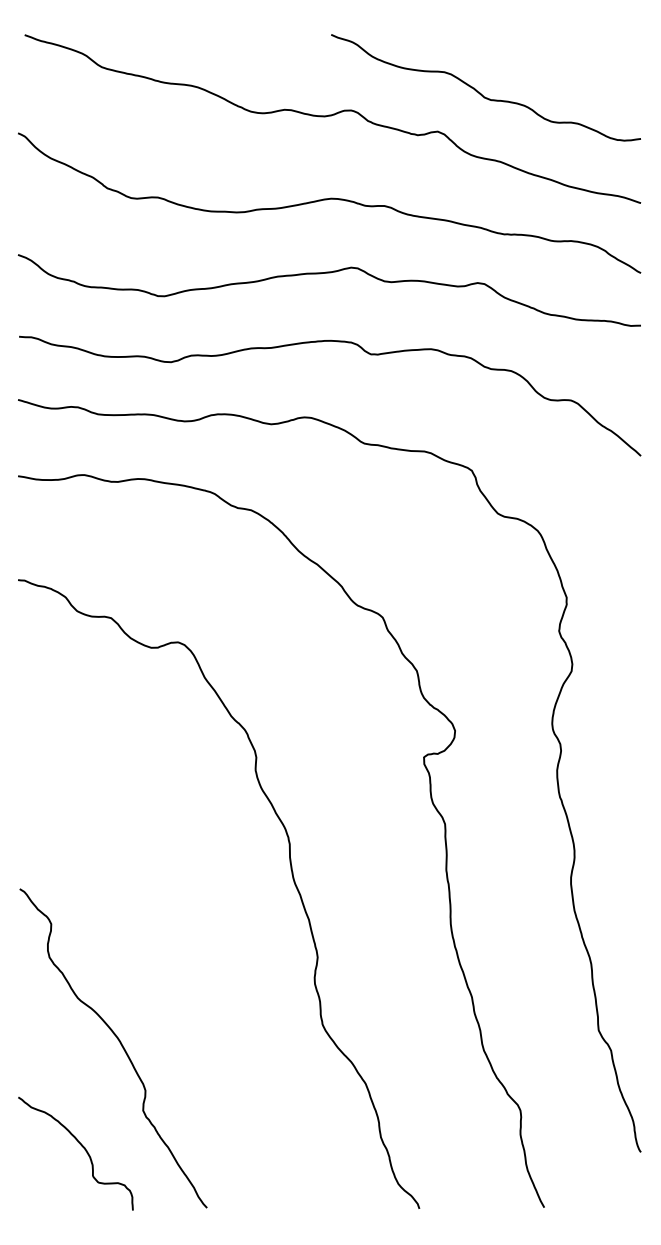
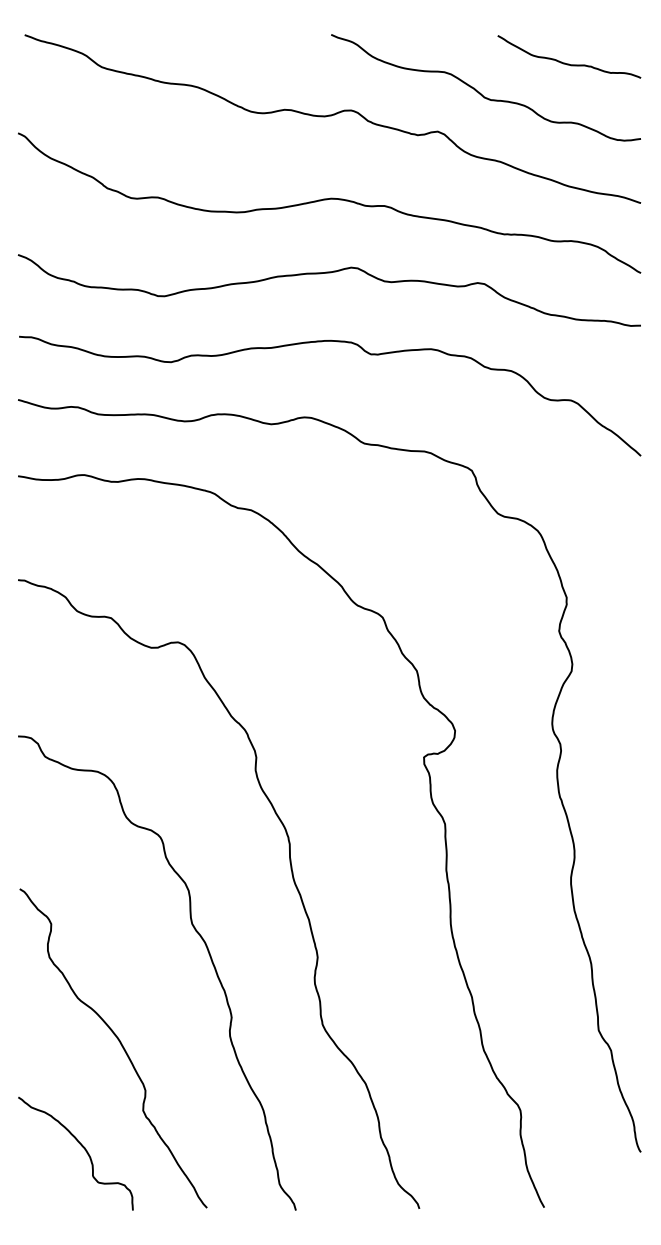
curve: none -> present (569, 63)
curve: none -> present (208, 954)
